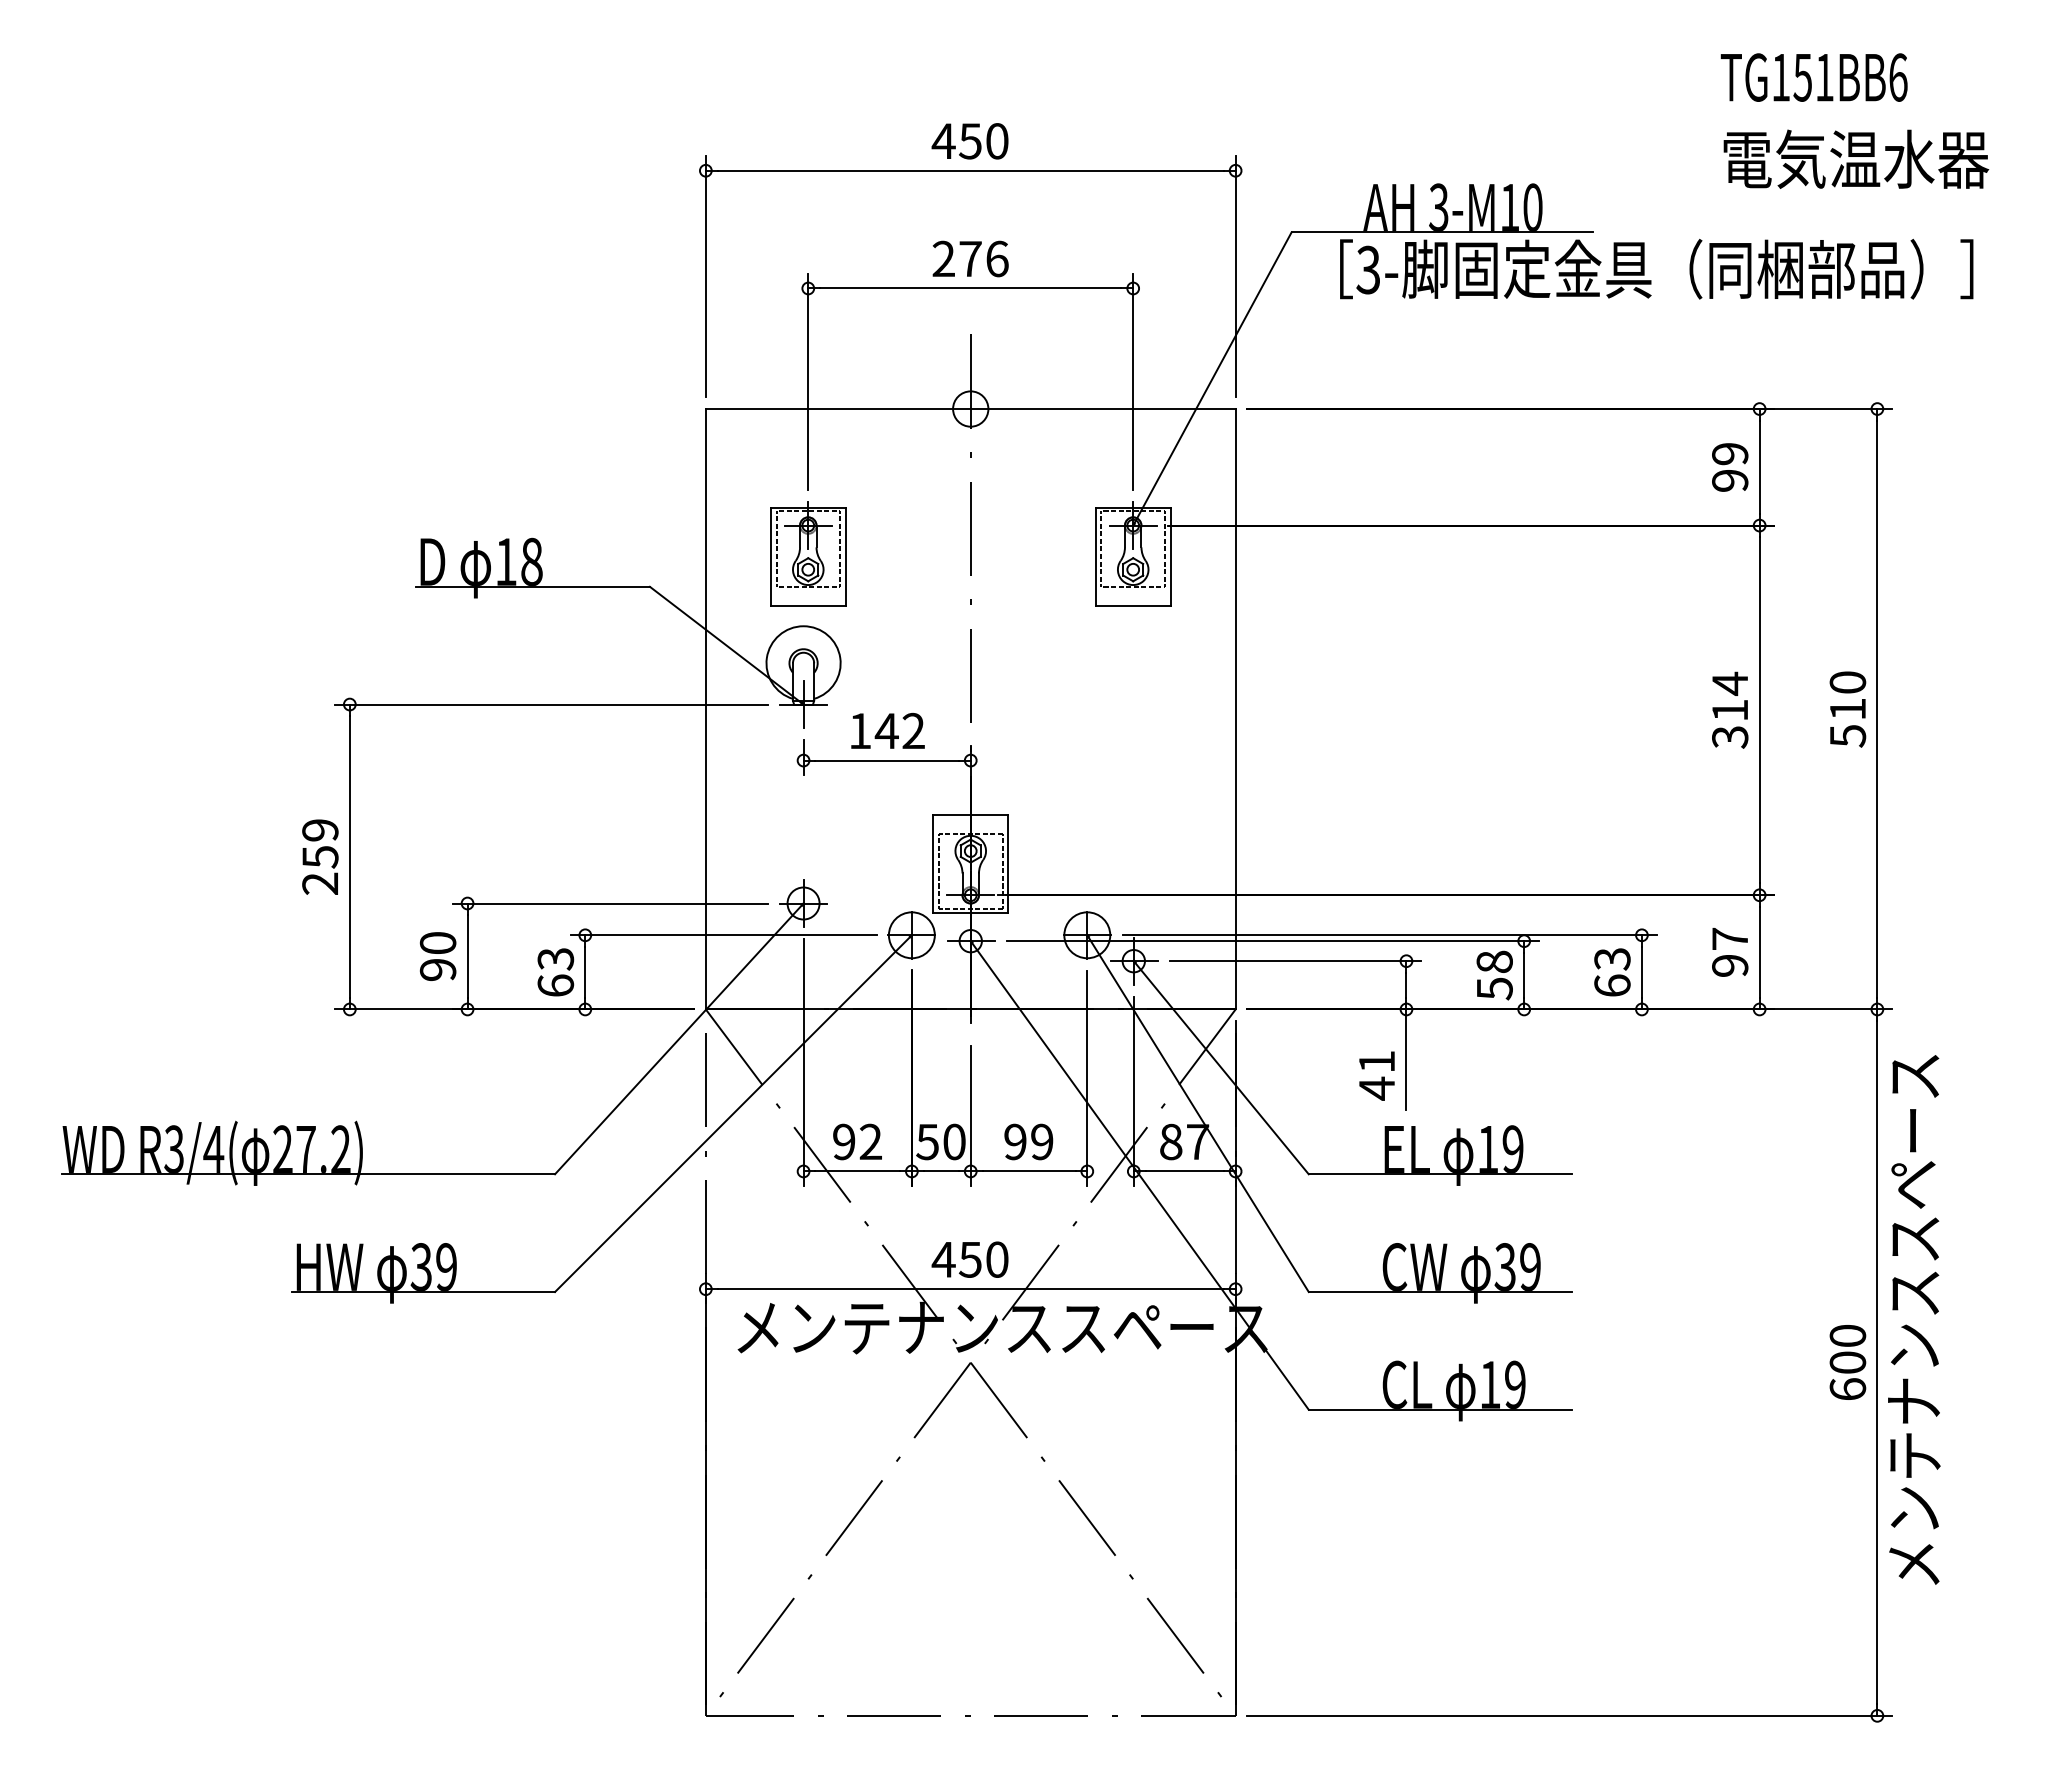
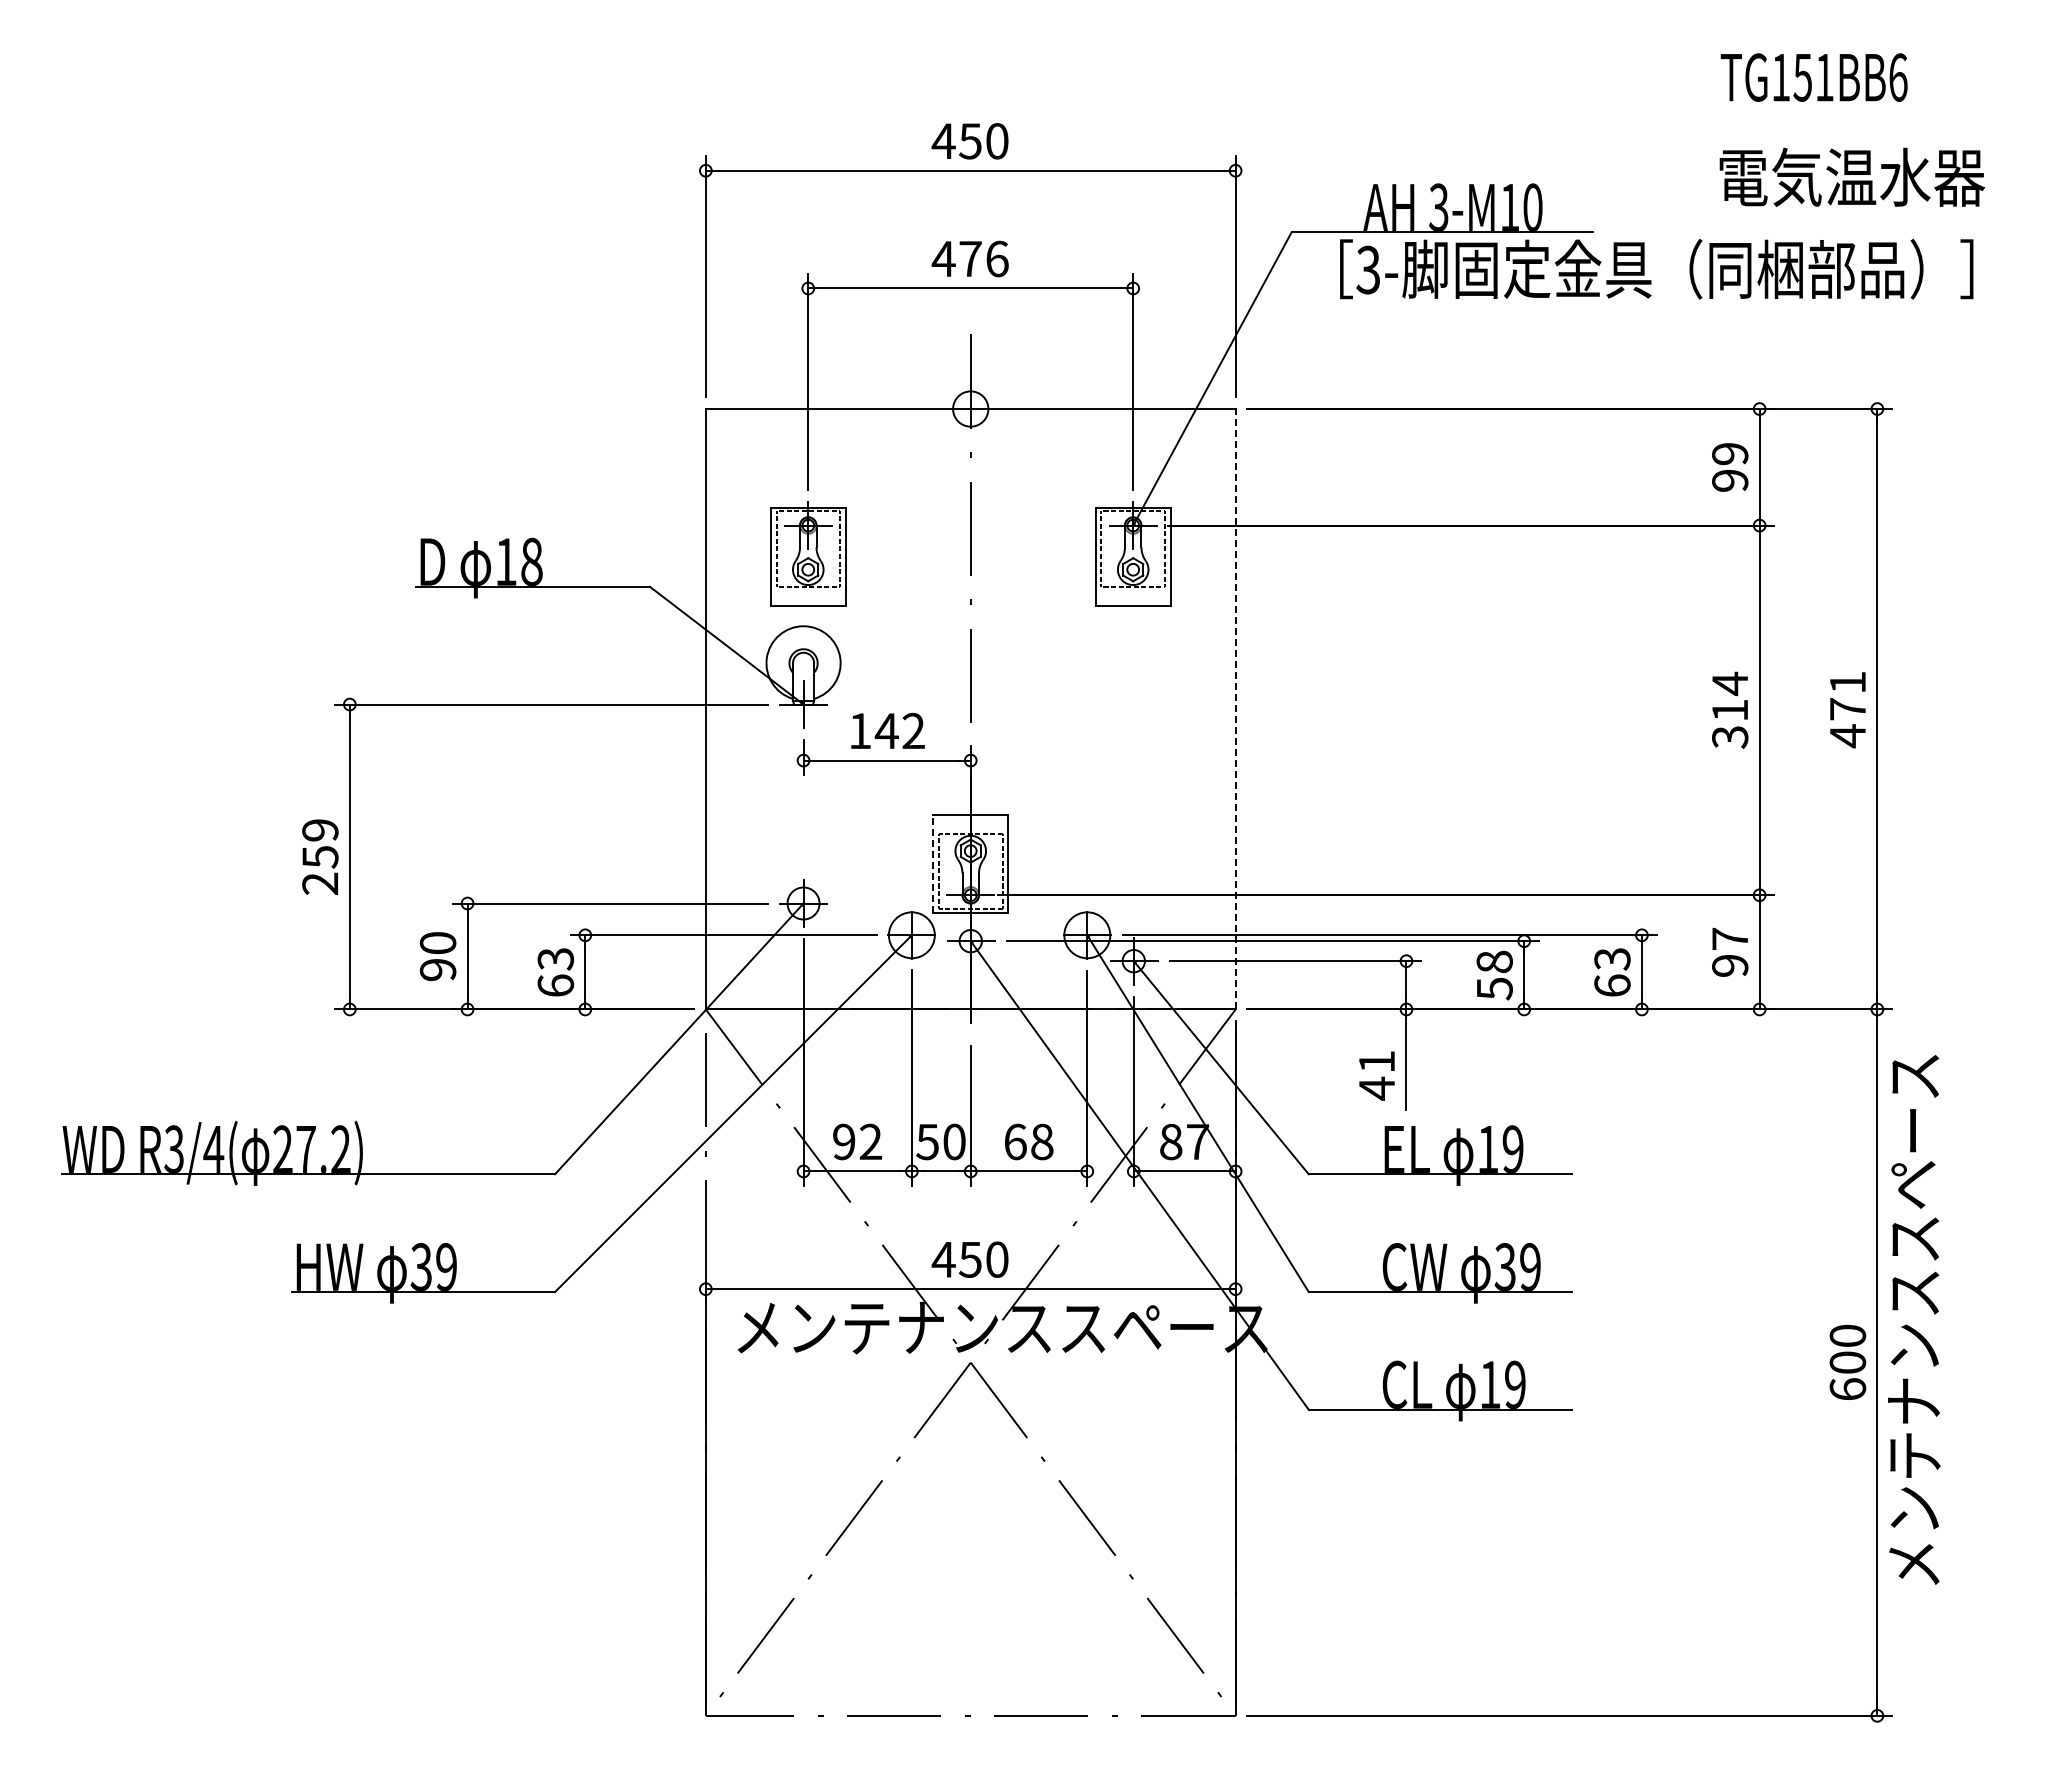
text position: (1856, 158) -> (1852, 176) (1852, 176)
text: 276 -> 476 (943, 258)
line: solid -> dashed (1235, 708)
text: 510 -> 471 (1847, 709)
line: solid -> dashed (933, 864)
text: 99 -> 68 (1028, 1141)
